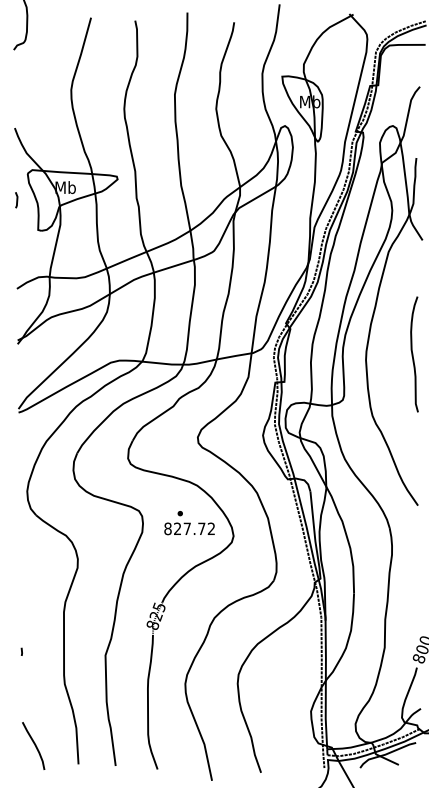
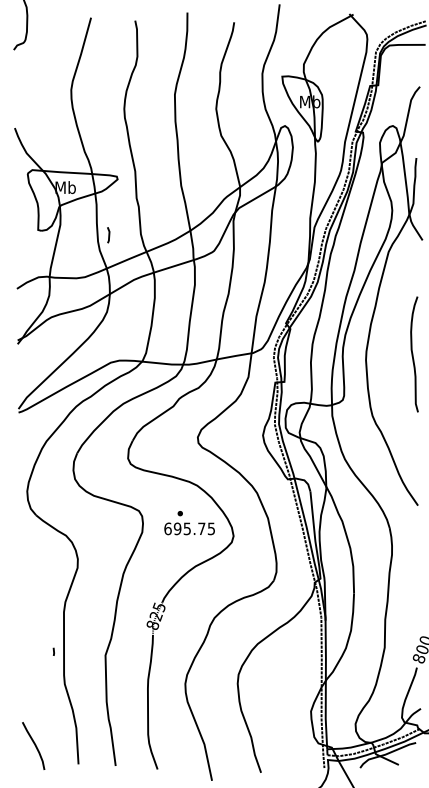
line position: (16, 200) -> (108, 235) (108, 235)
text: 827.72 -> 695.75 (189, 528)
line position: (21, 651) -> (53, 651) (53, 651)
